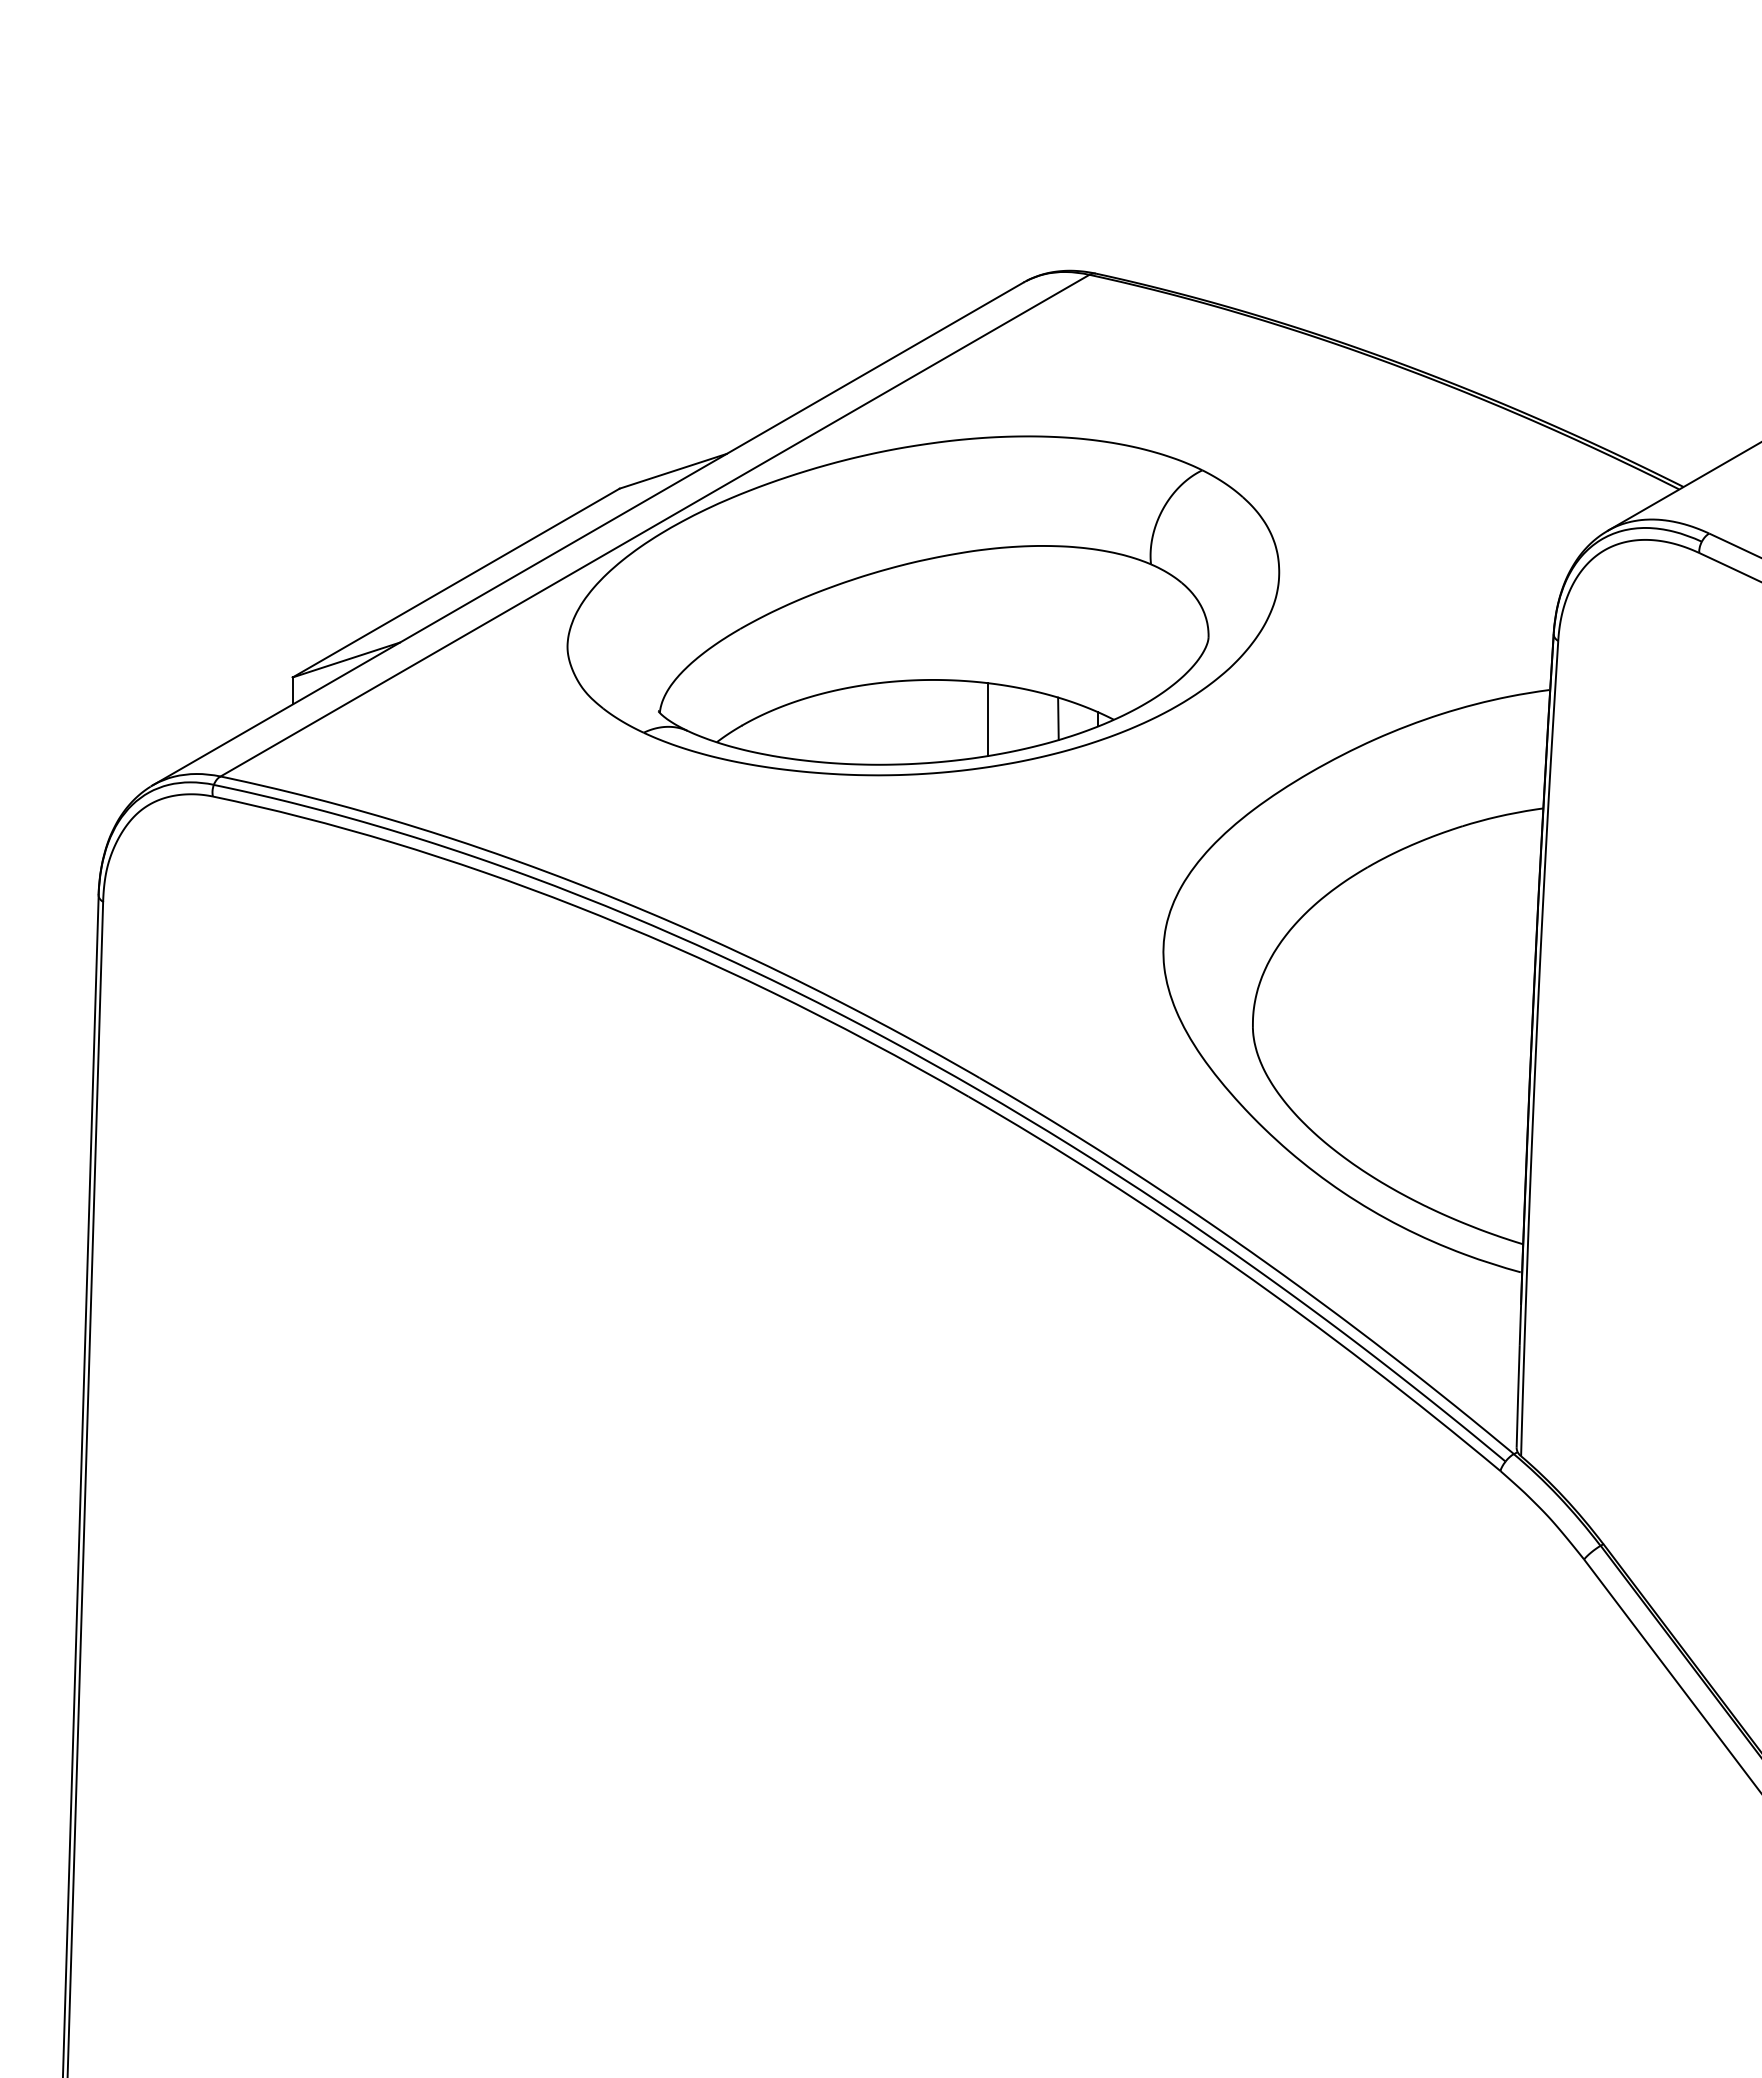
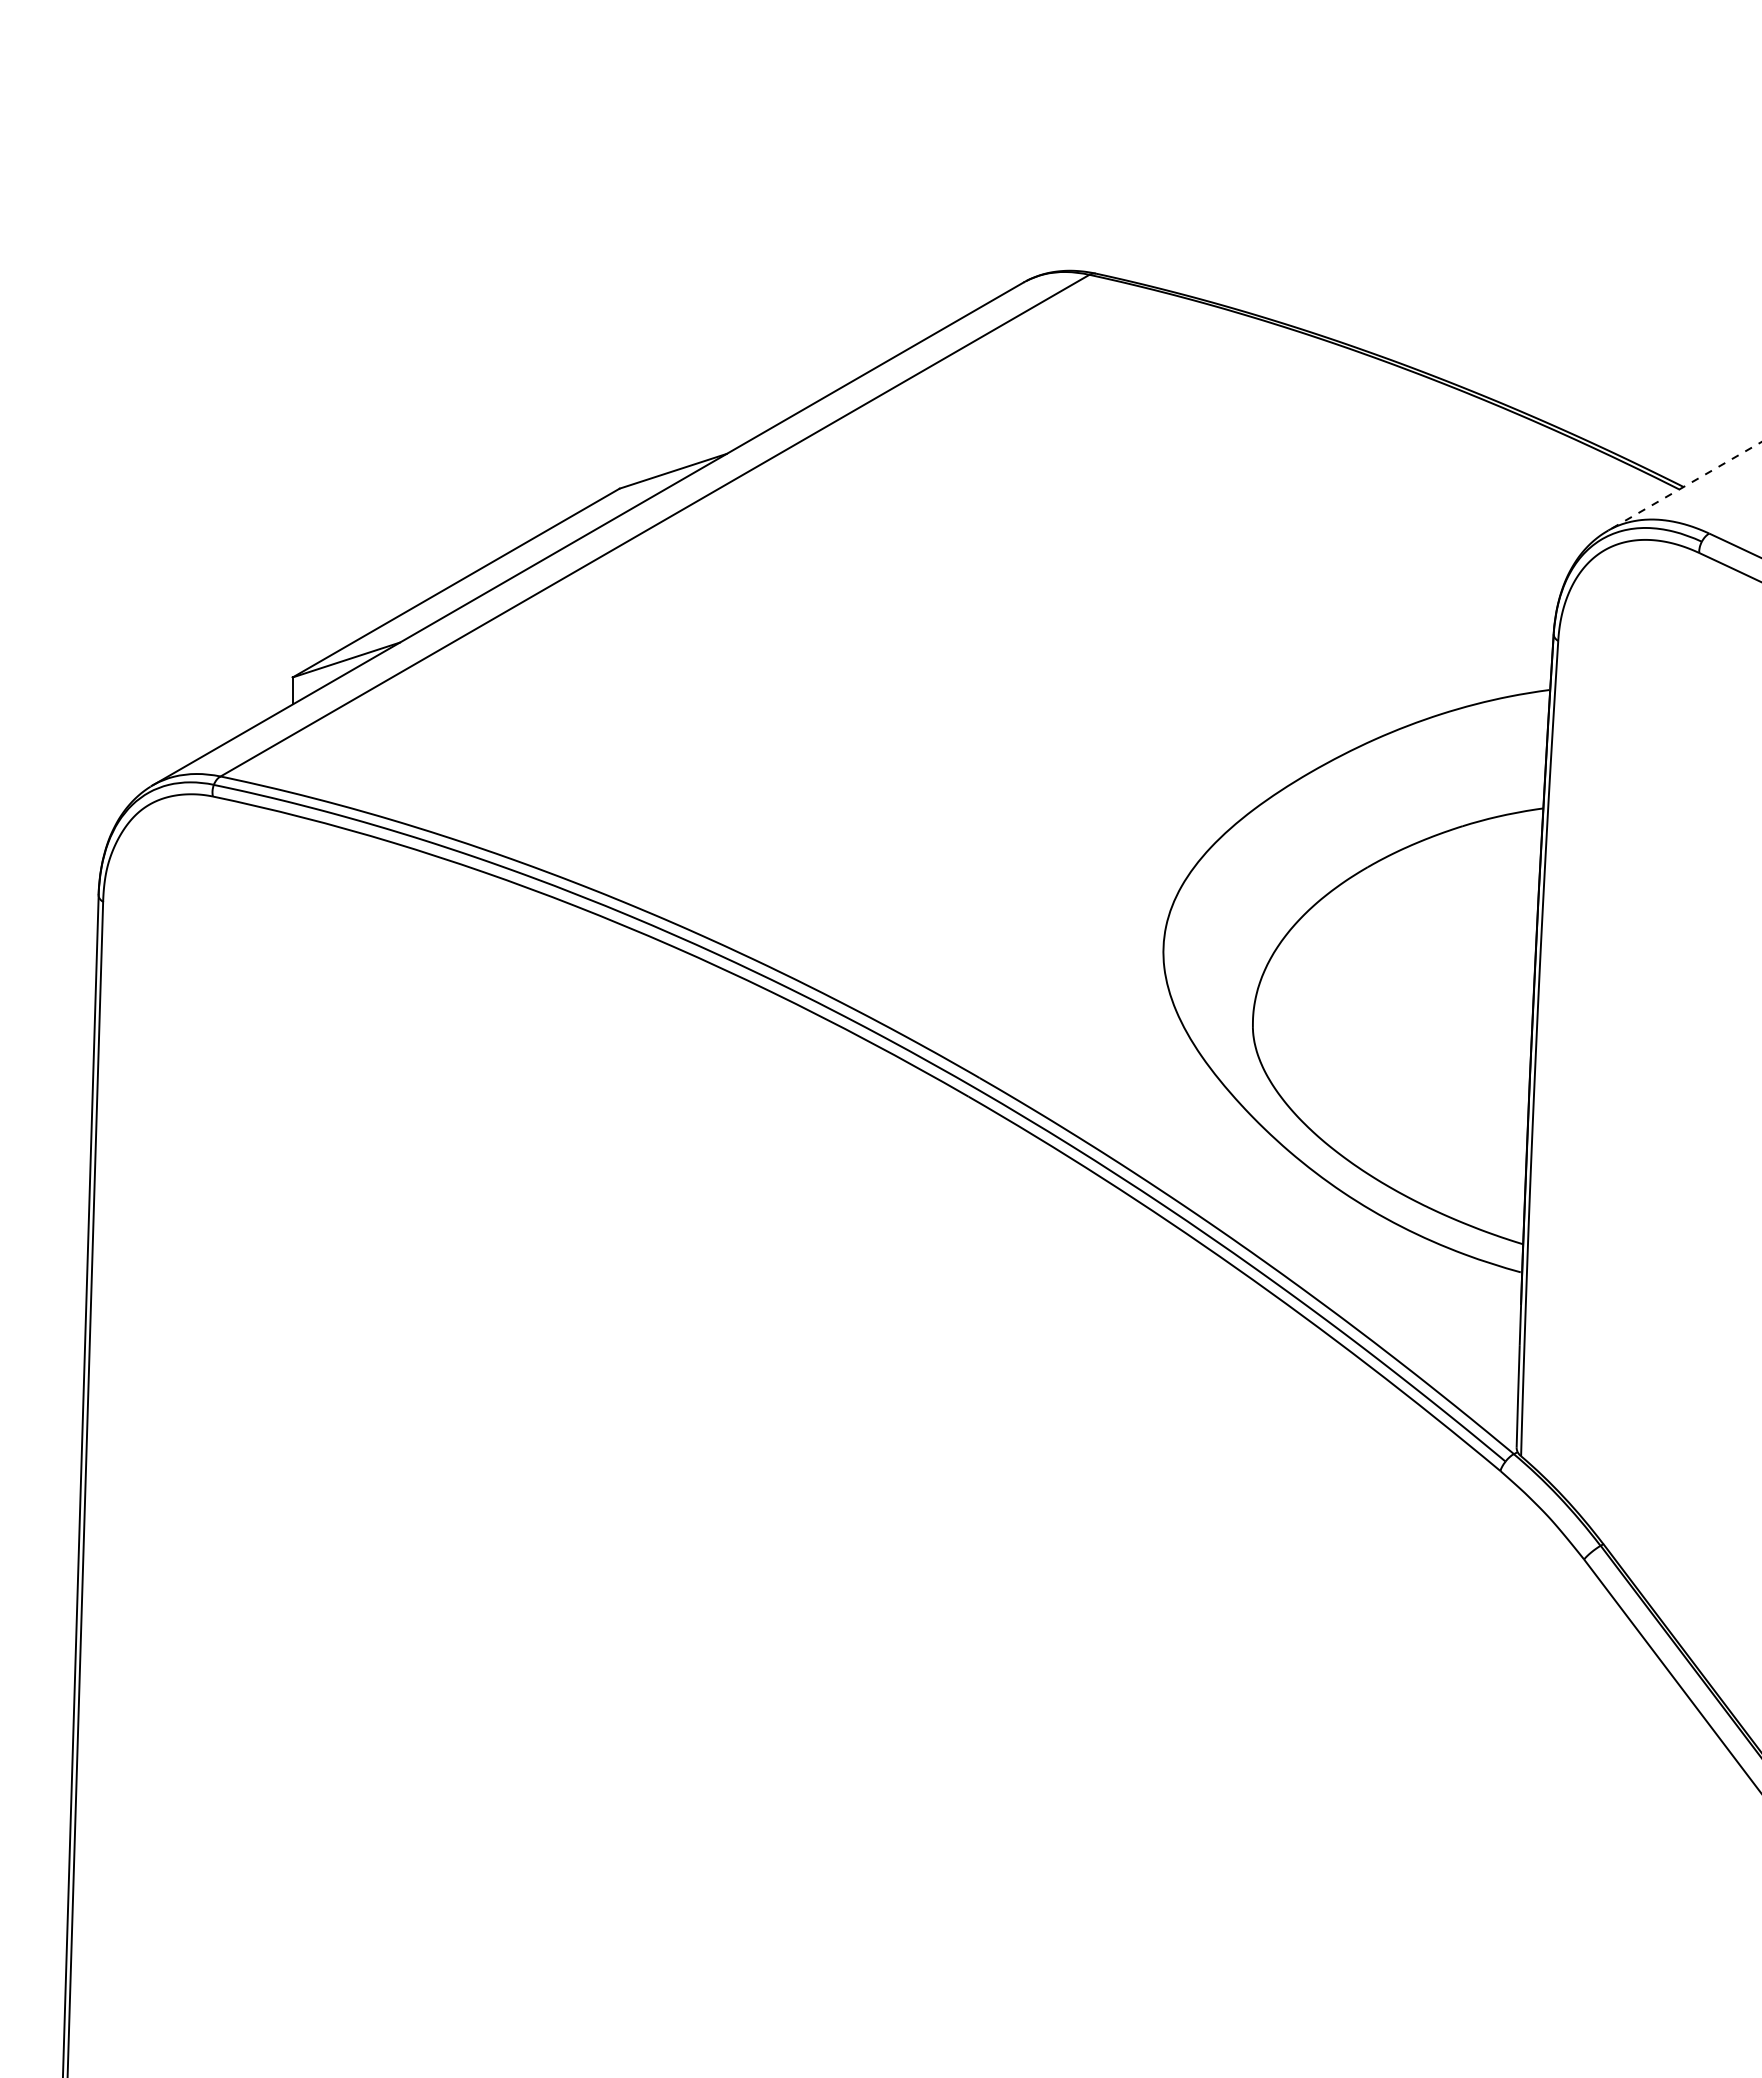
line: solid -> dashed (1684, 486)
part: present -> none (923, 605)
